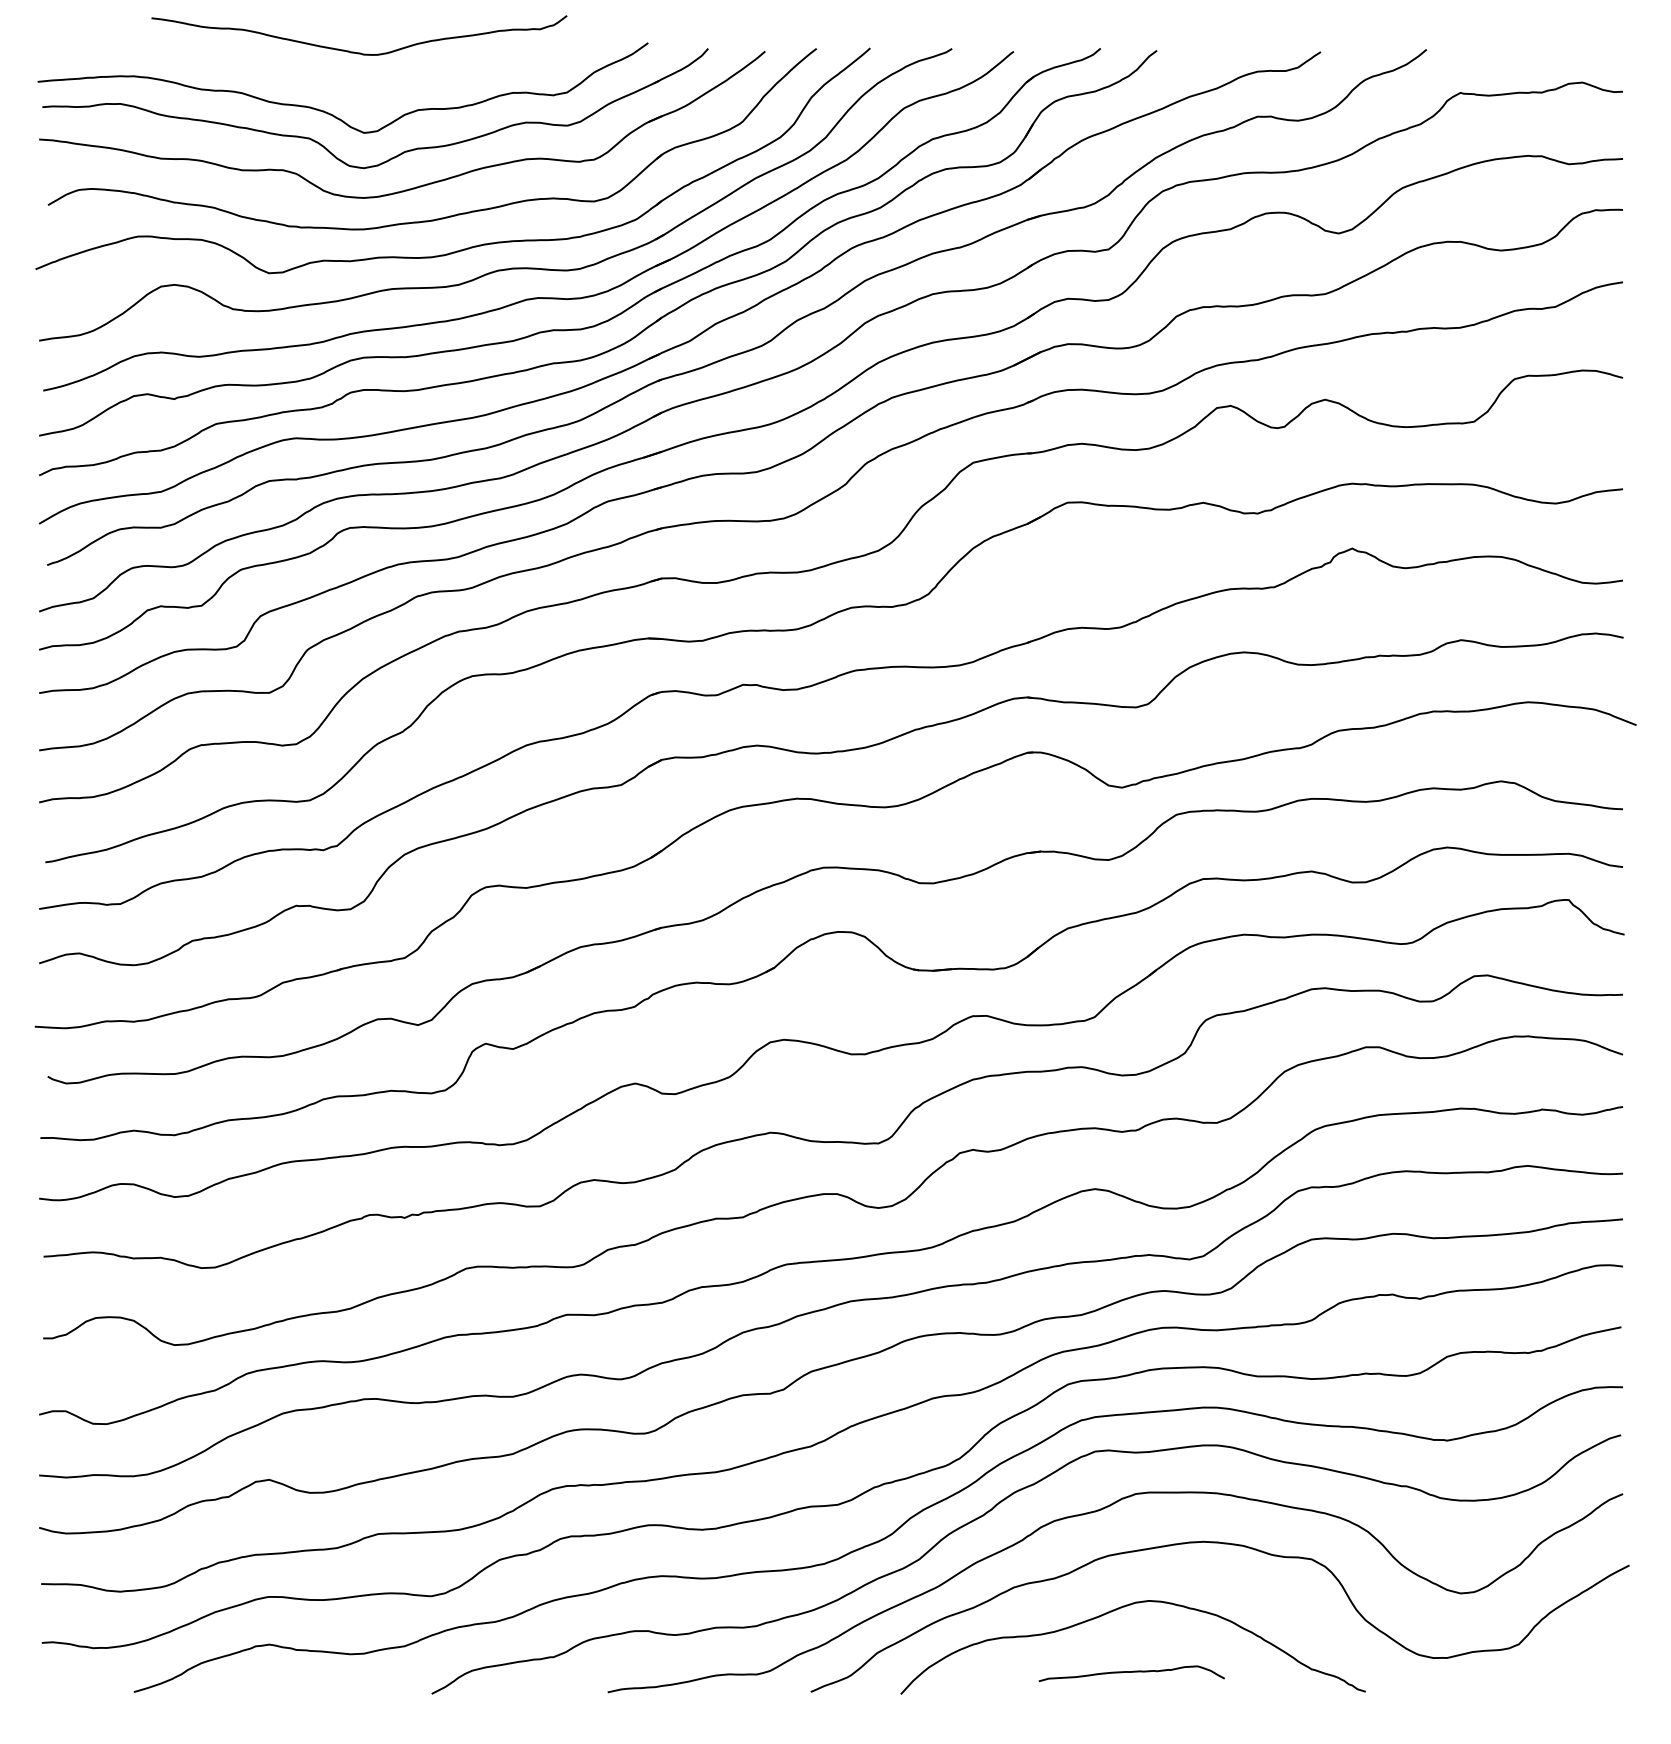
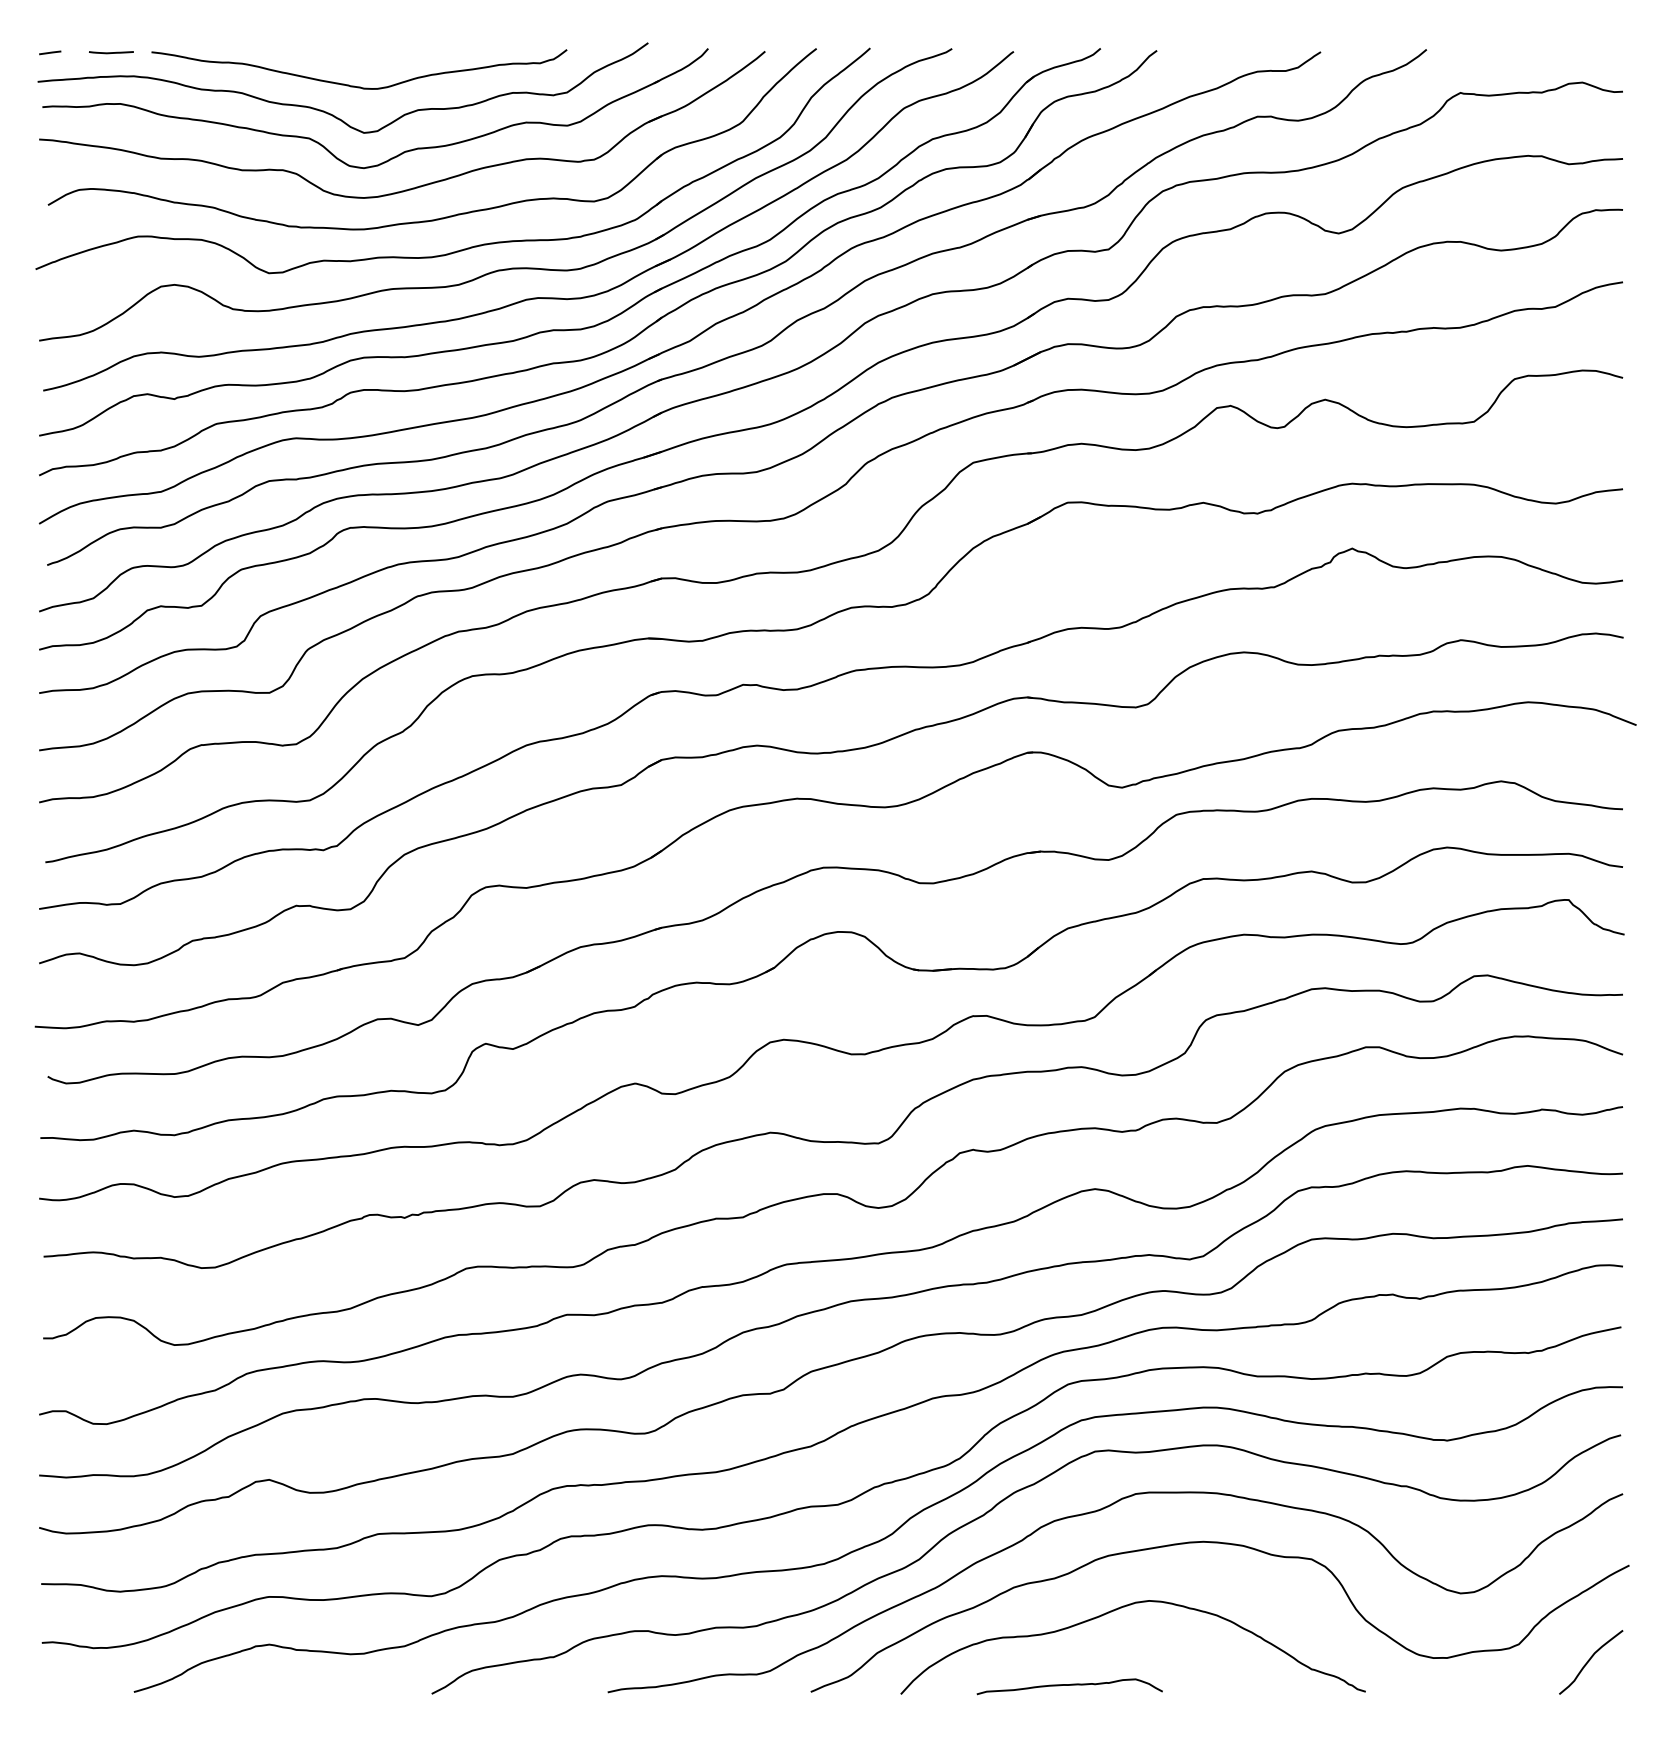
curve position: (354, 51) -> (354, 85) (354, 85)
line: none -> present (50, 52)
line: none -> present (111, 52)
curve: none -> present (1590, 1660)
curve position: (1131, 1672) -> (1069, 1685) (1069, 1685)
